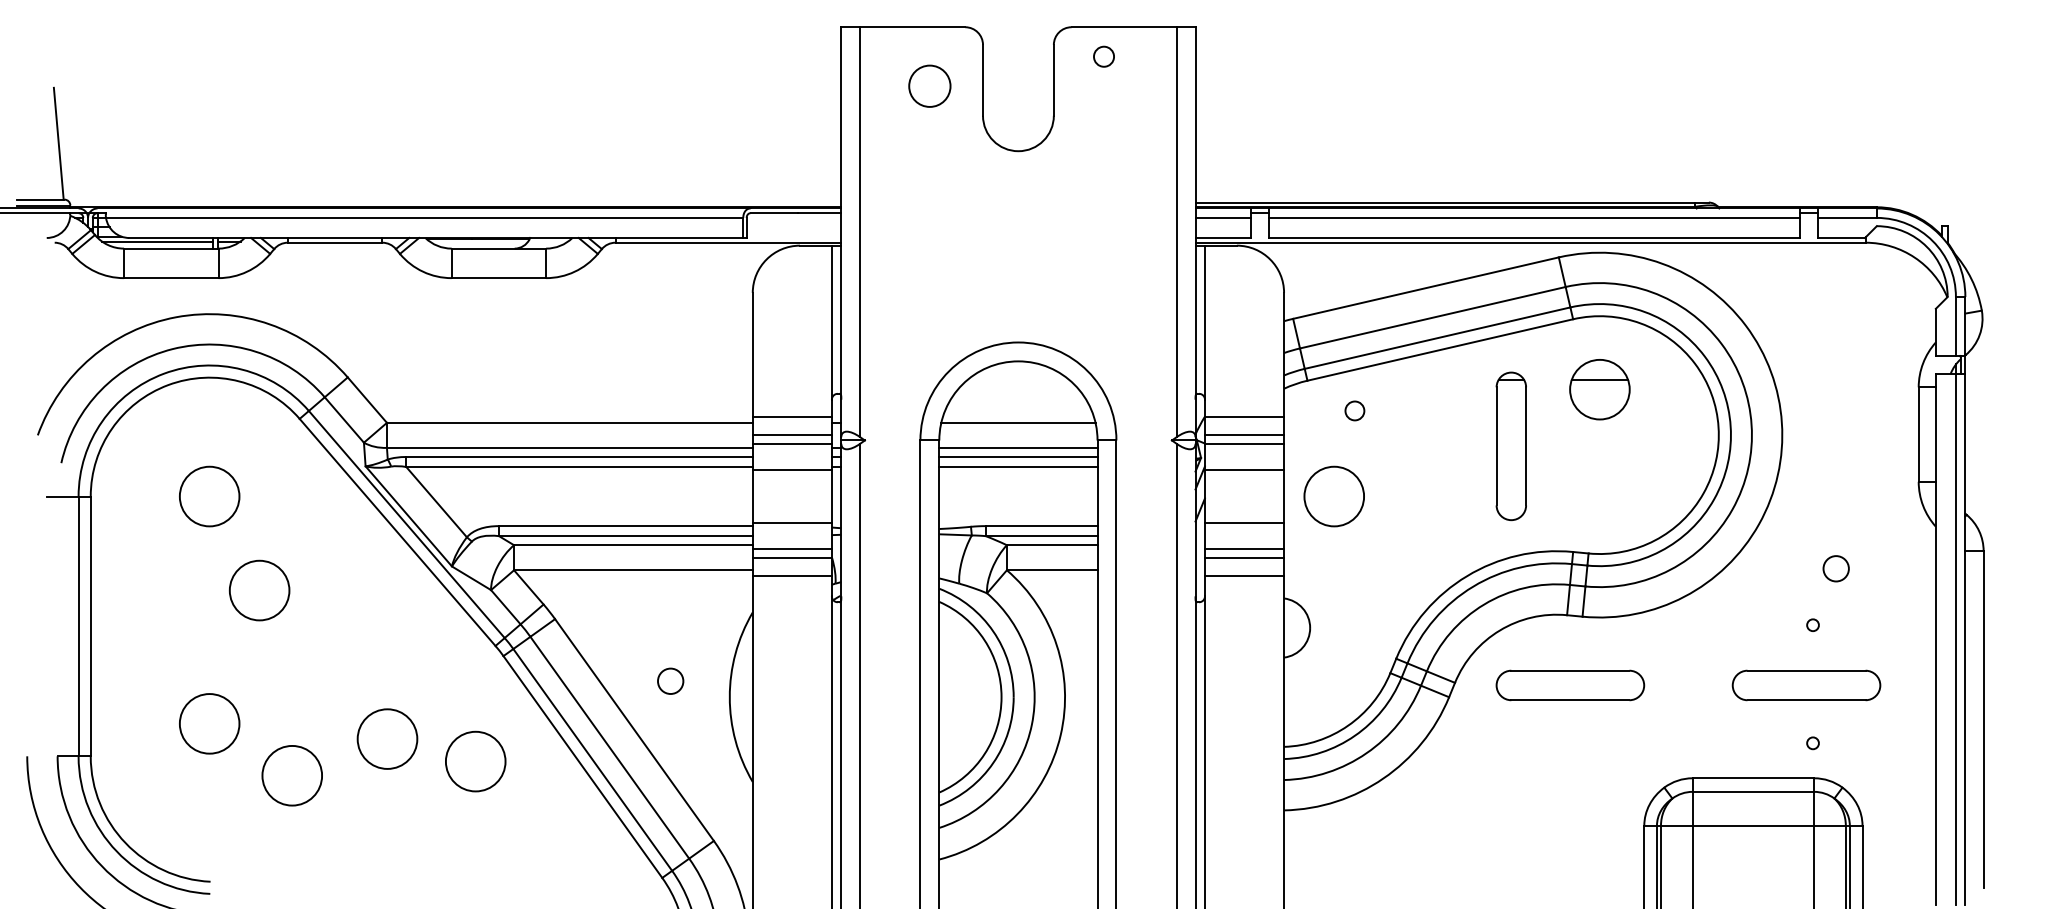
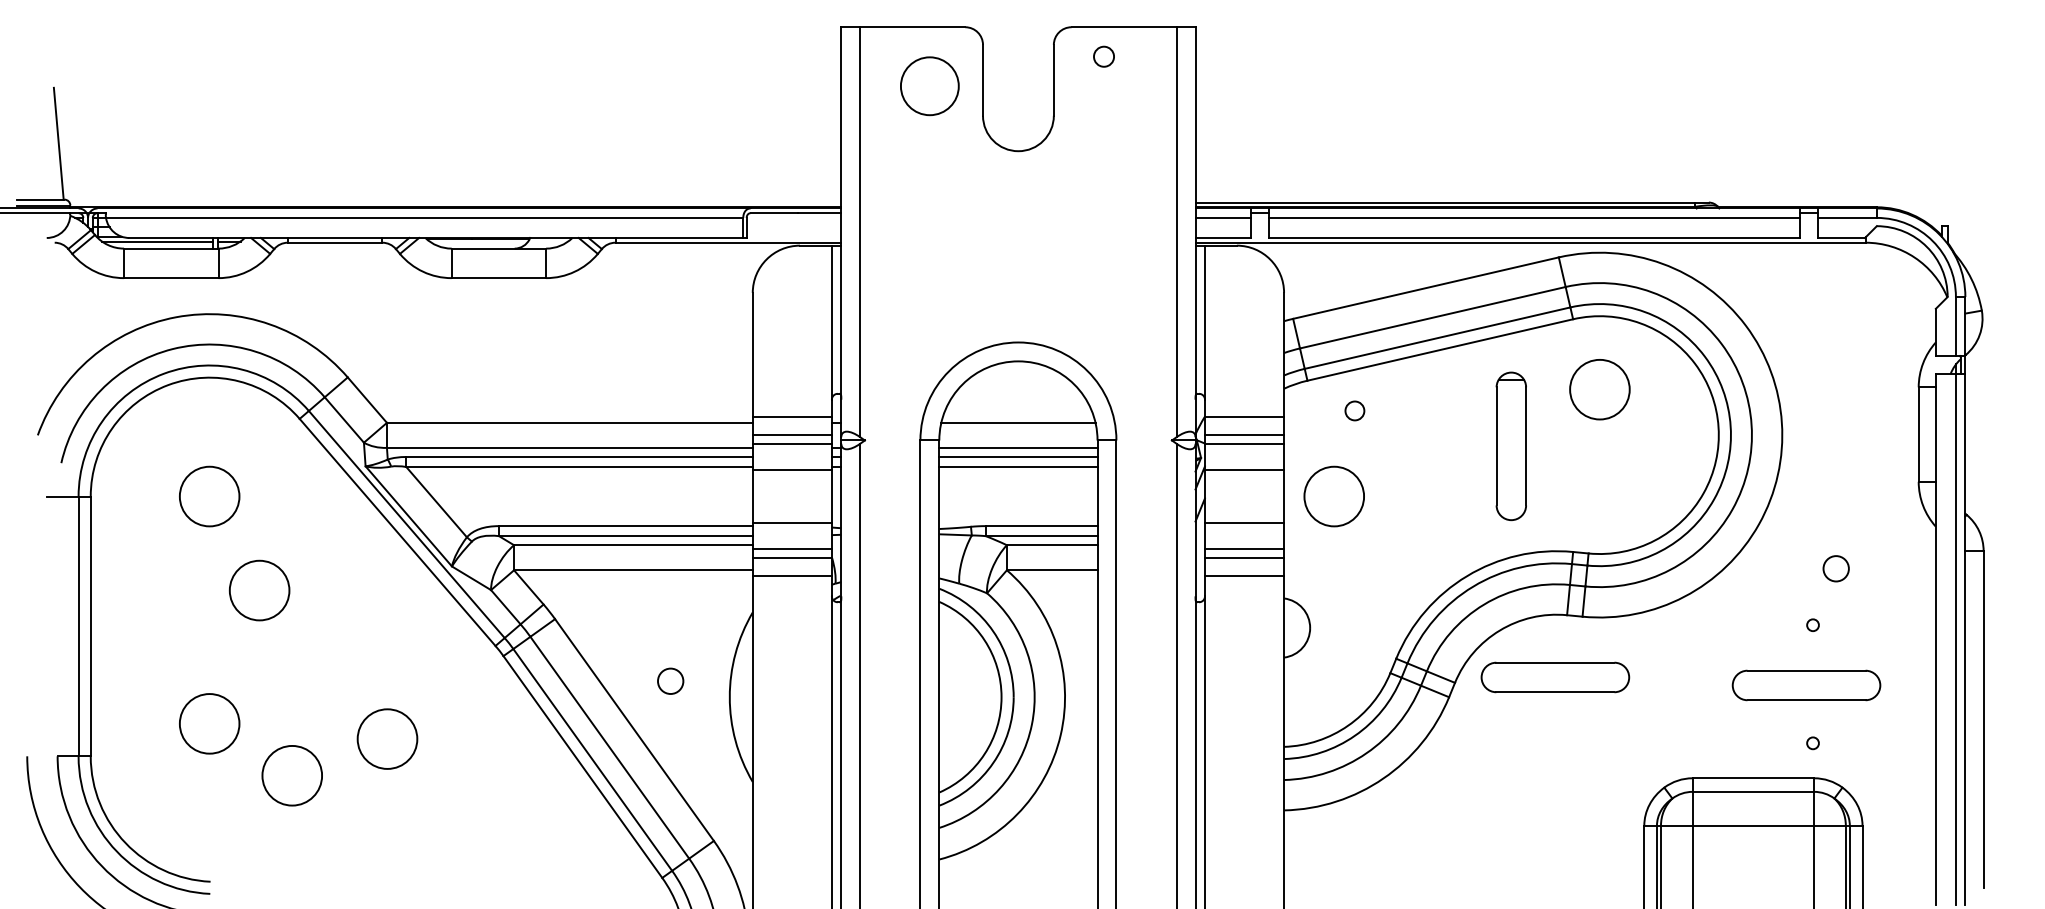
circle diameter: 41 px -> 58 px (929, 86)
line: present -> none (1599, 379)
part position: (1570, 685) -> (1555, 677) (1555, 677)
circle: present -> none (475, 761)
